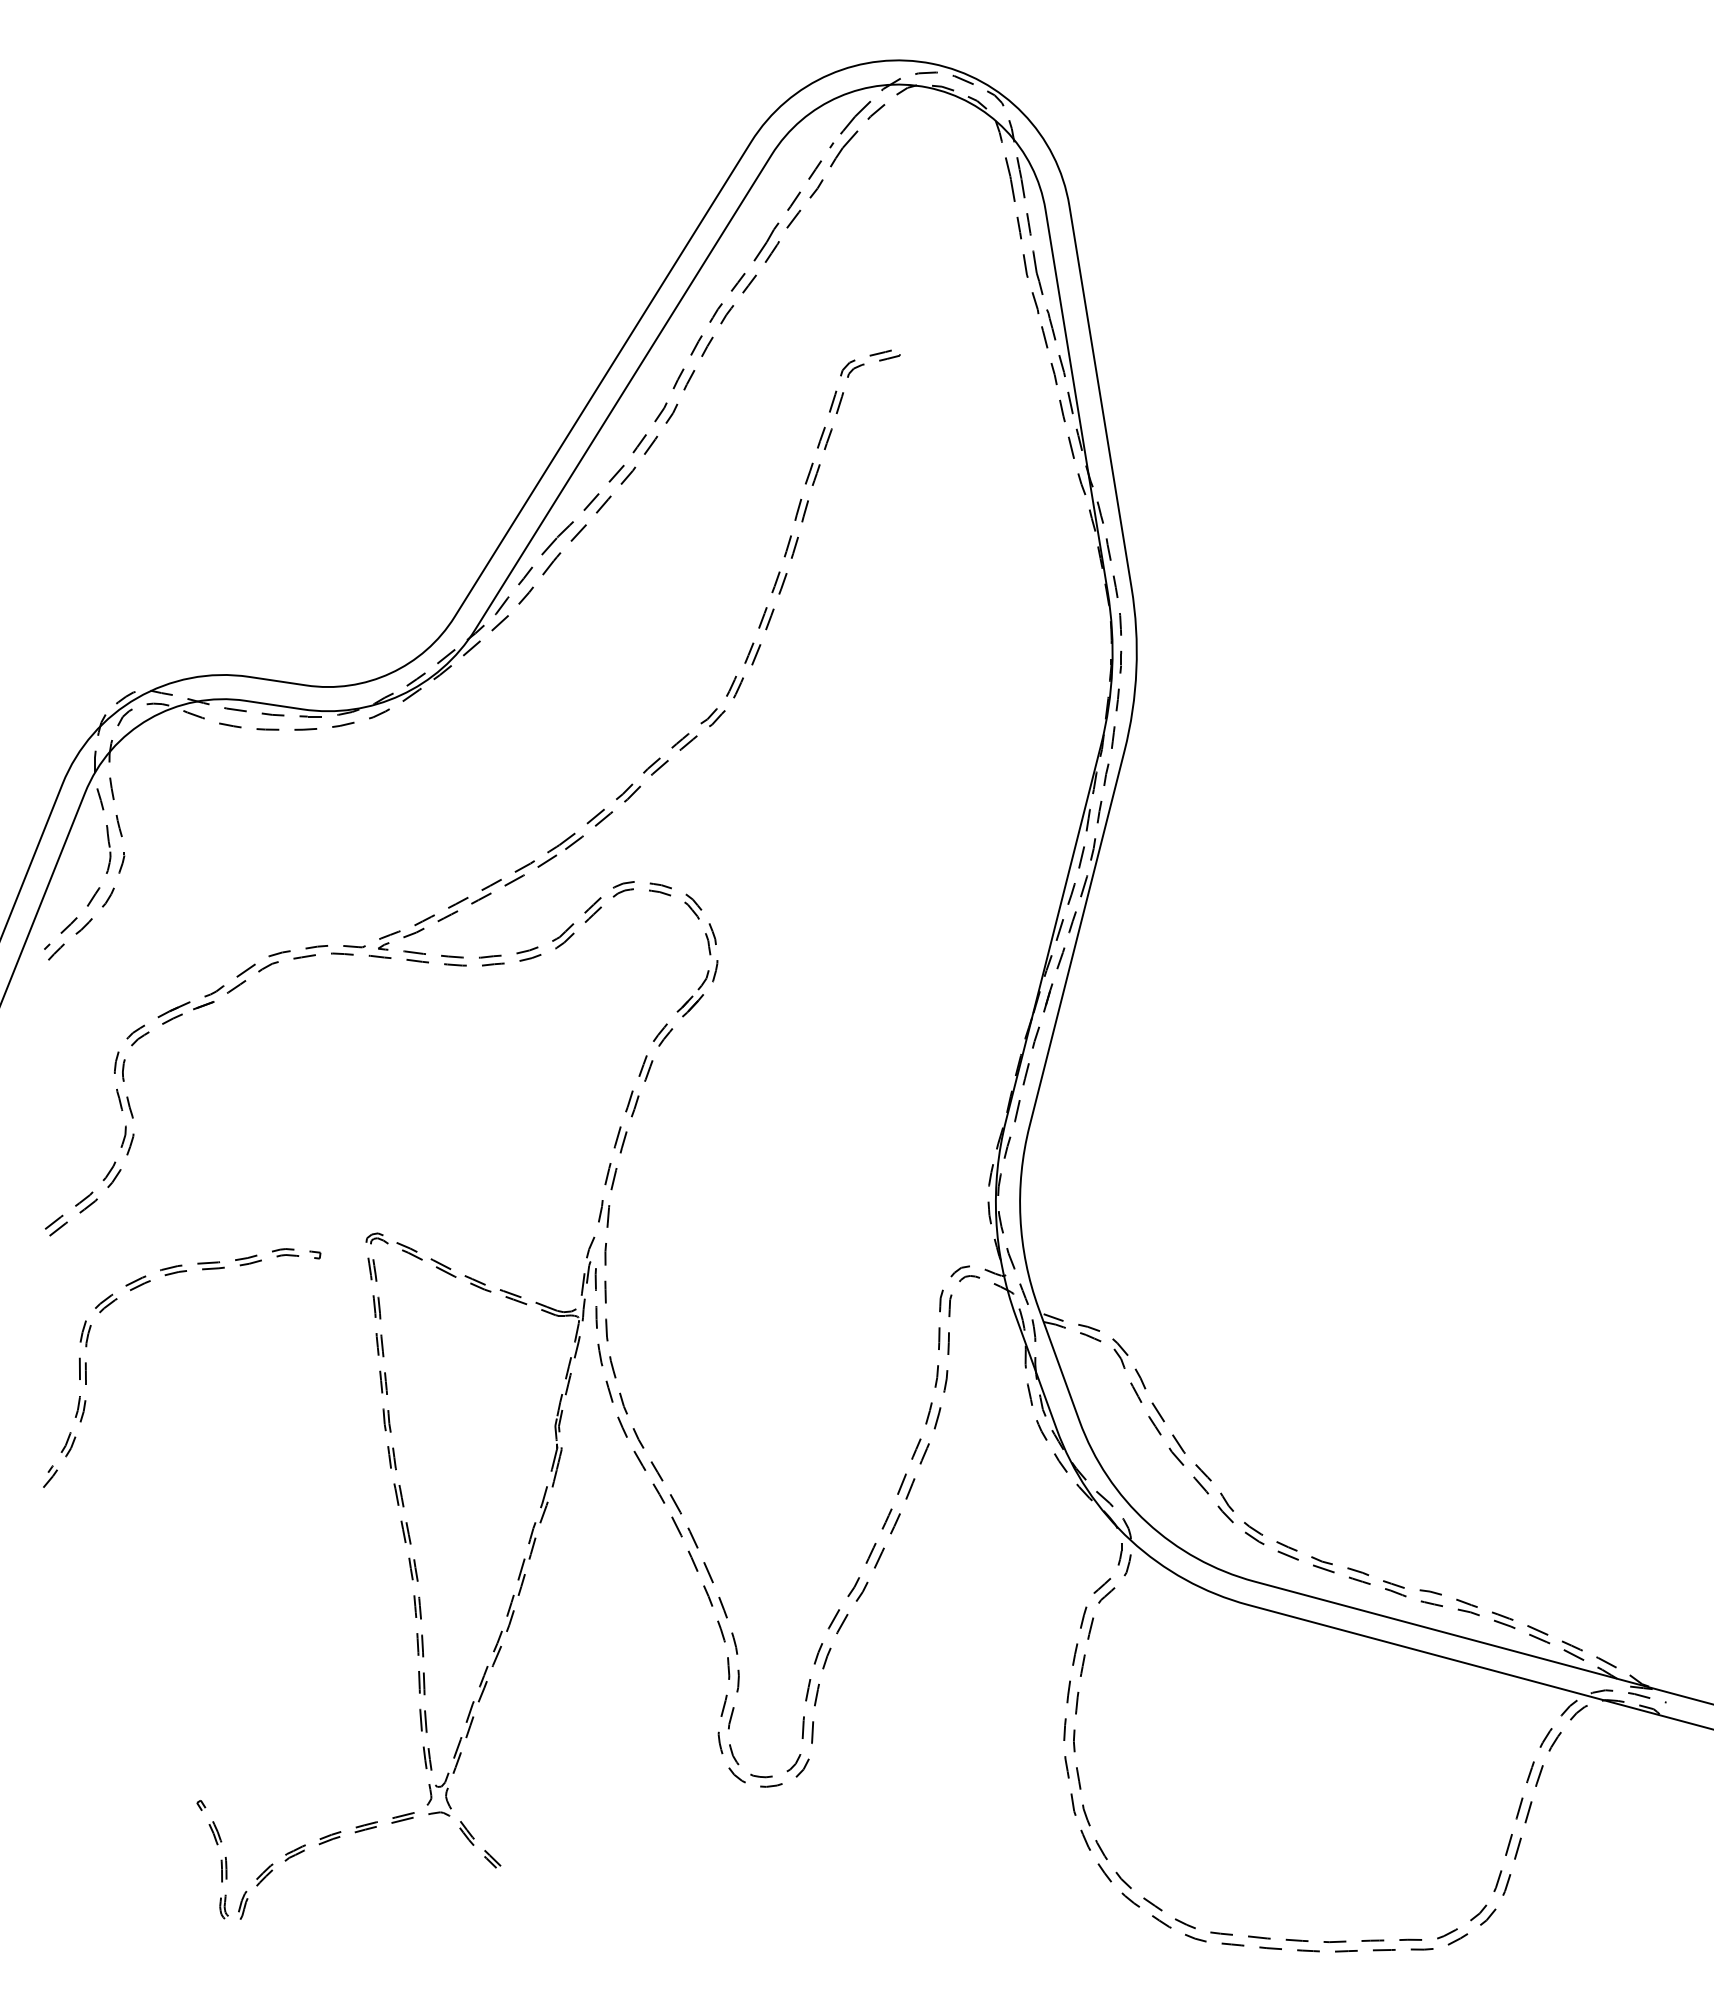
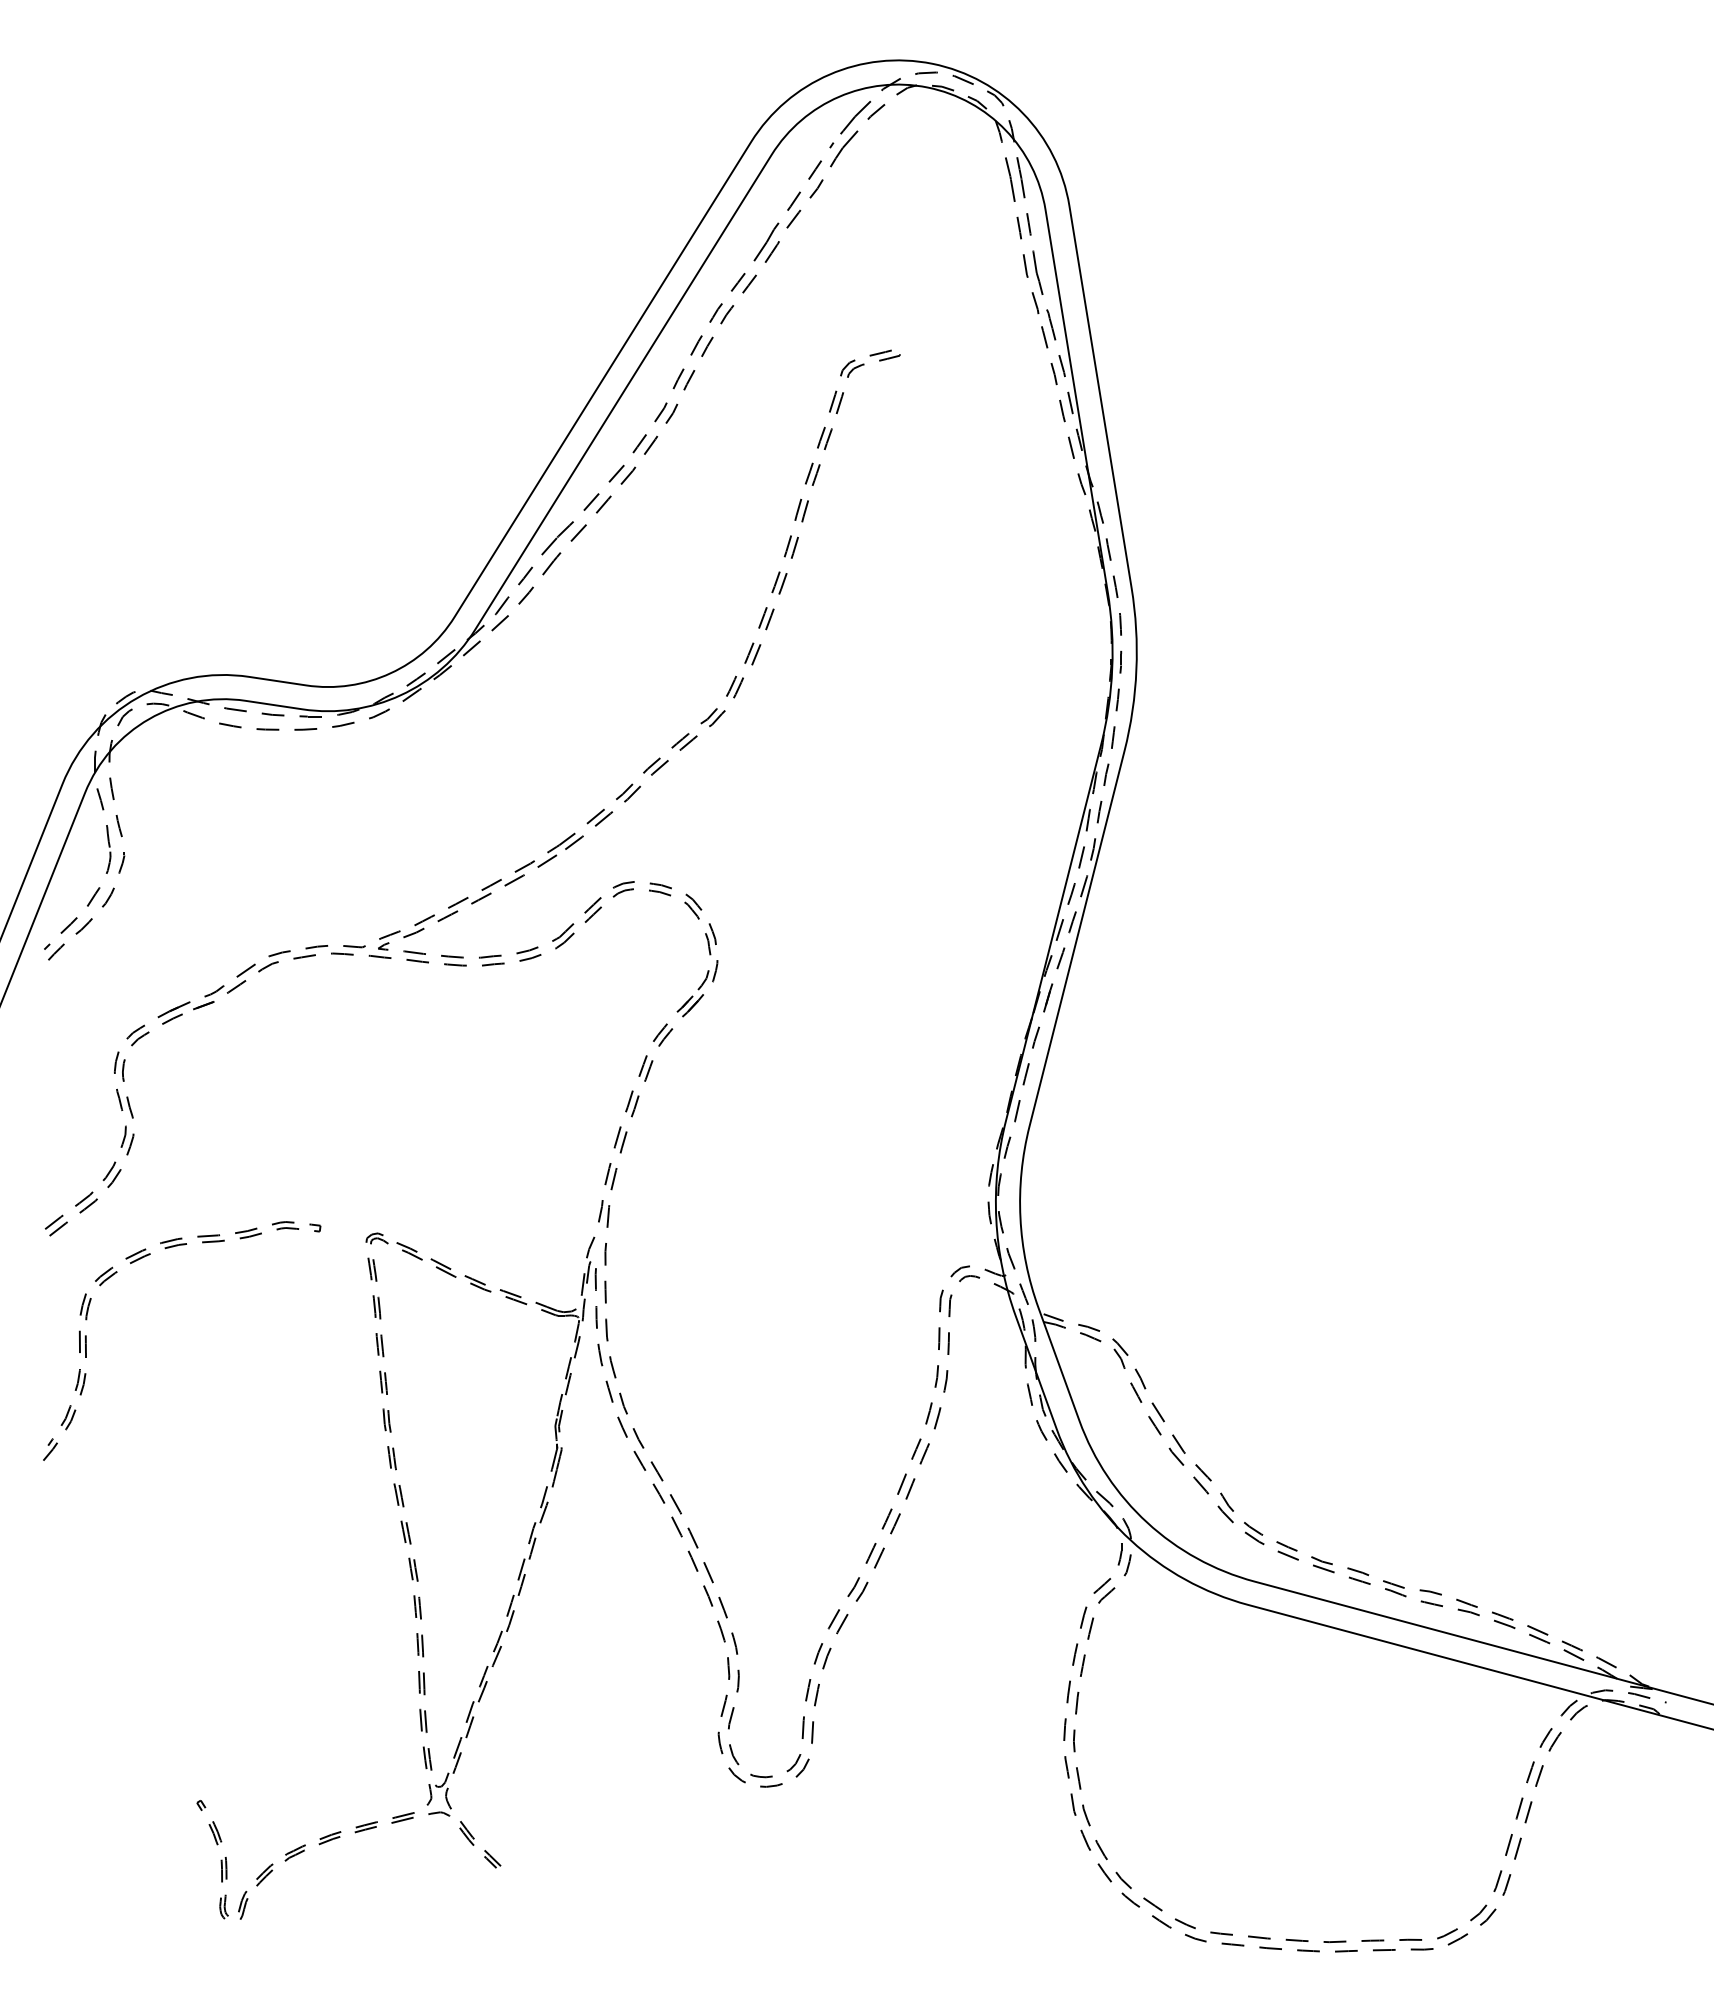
curve position: (147, 1283) -> (147, 1256) (147, 1256)
